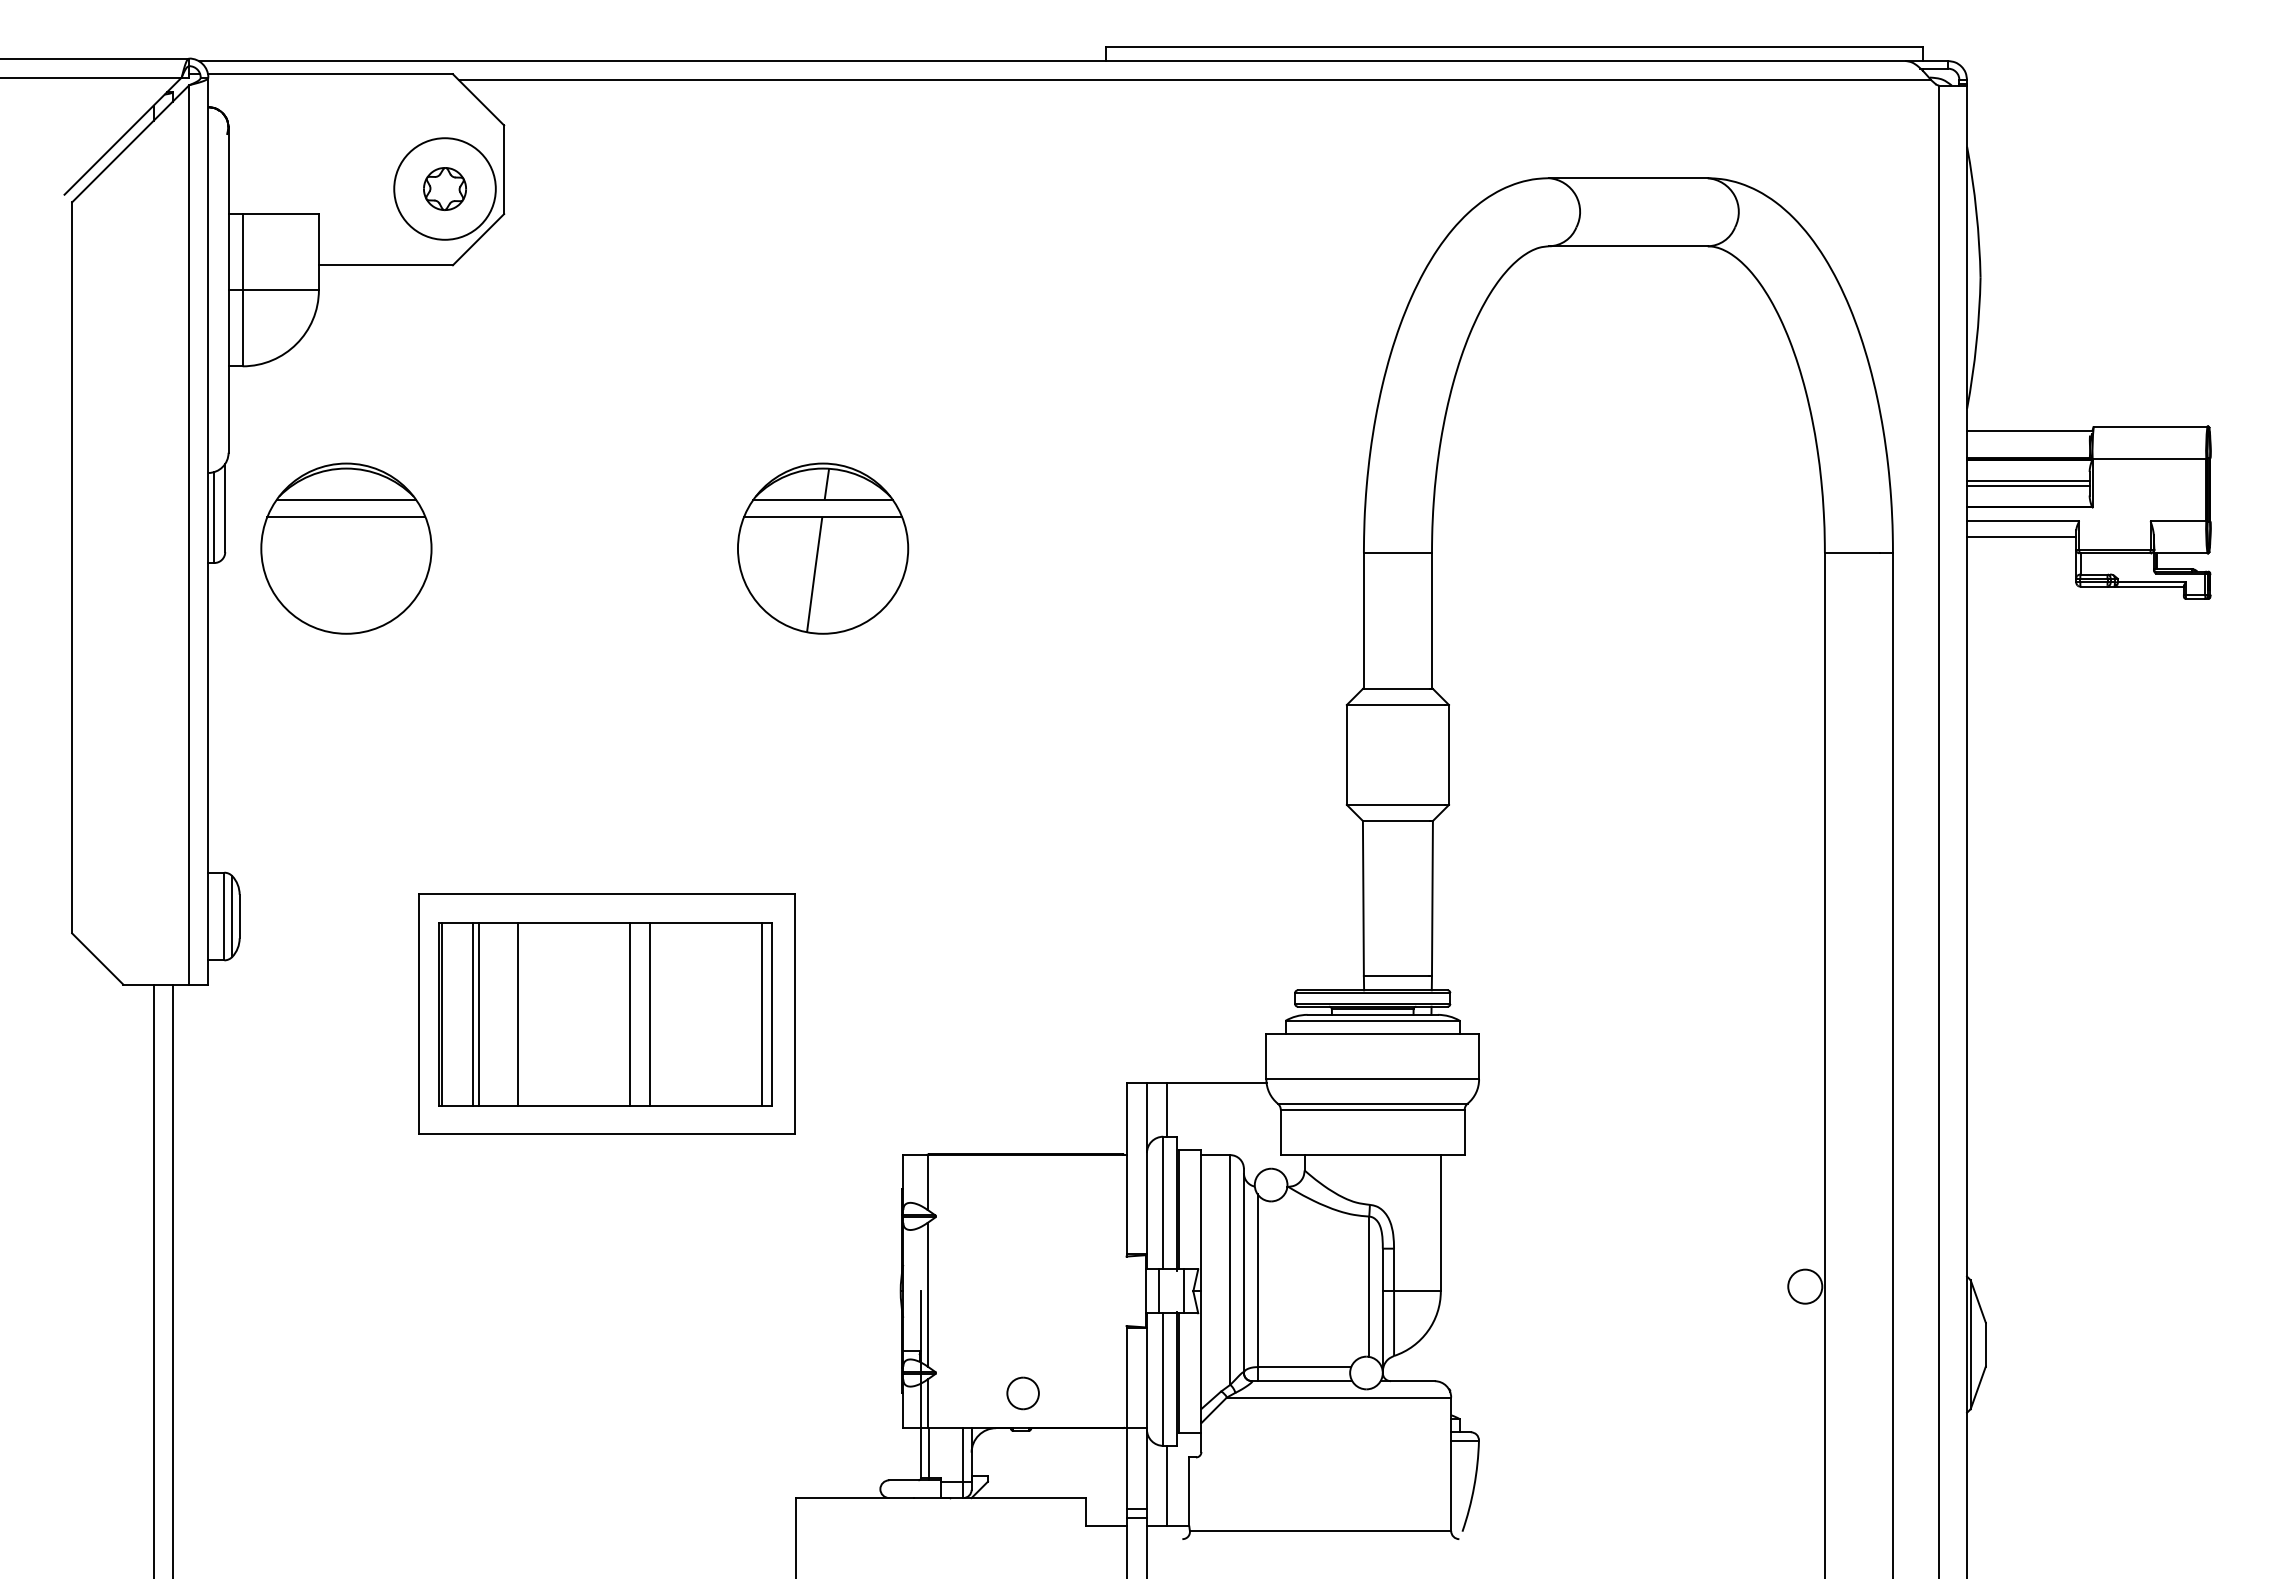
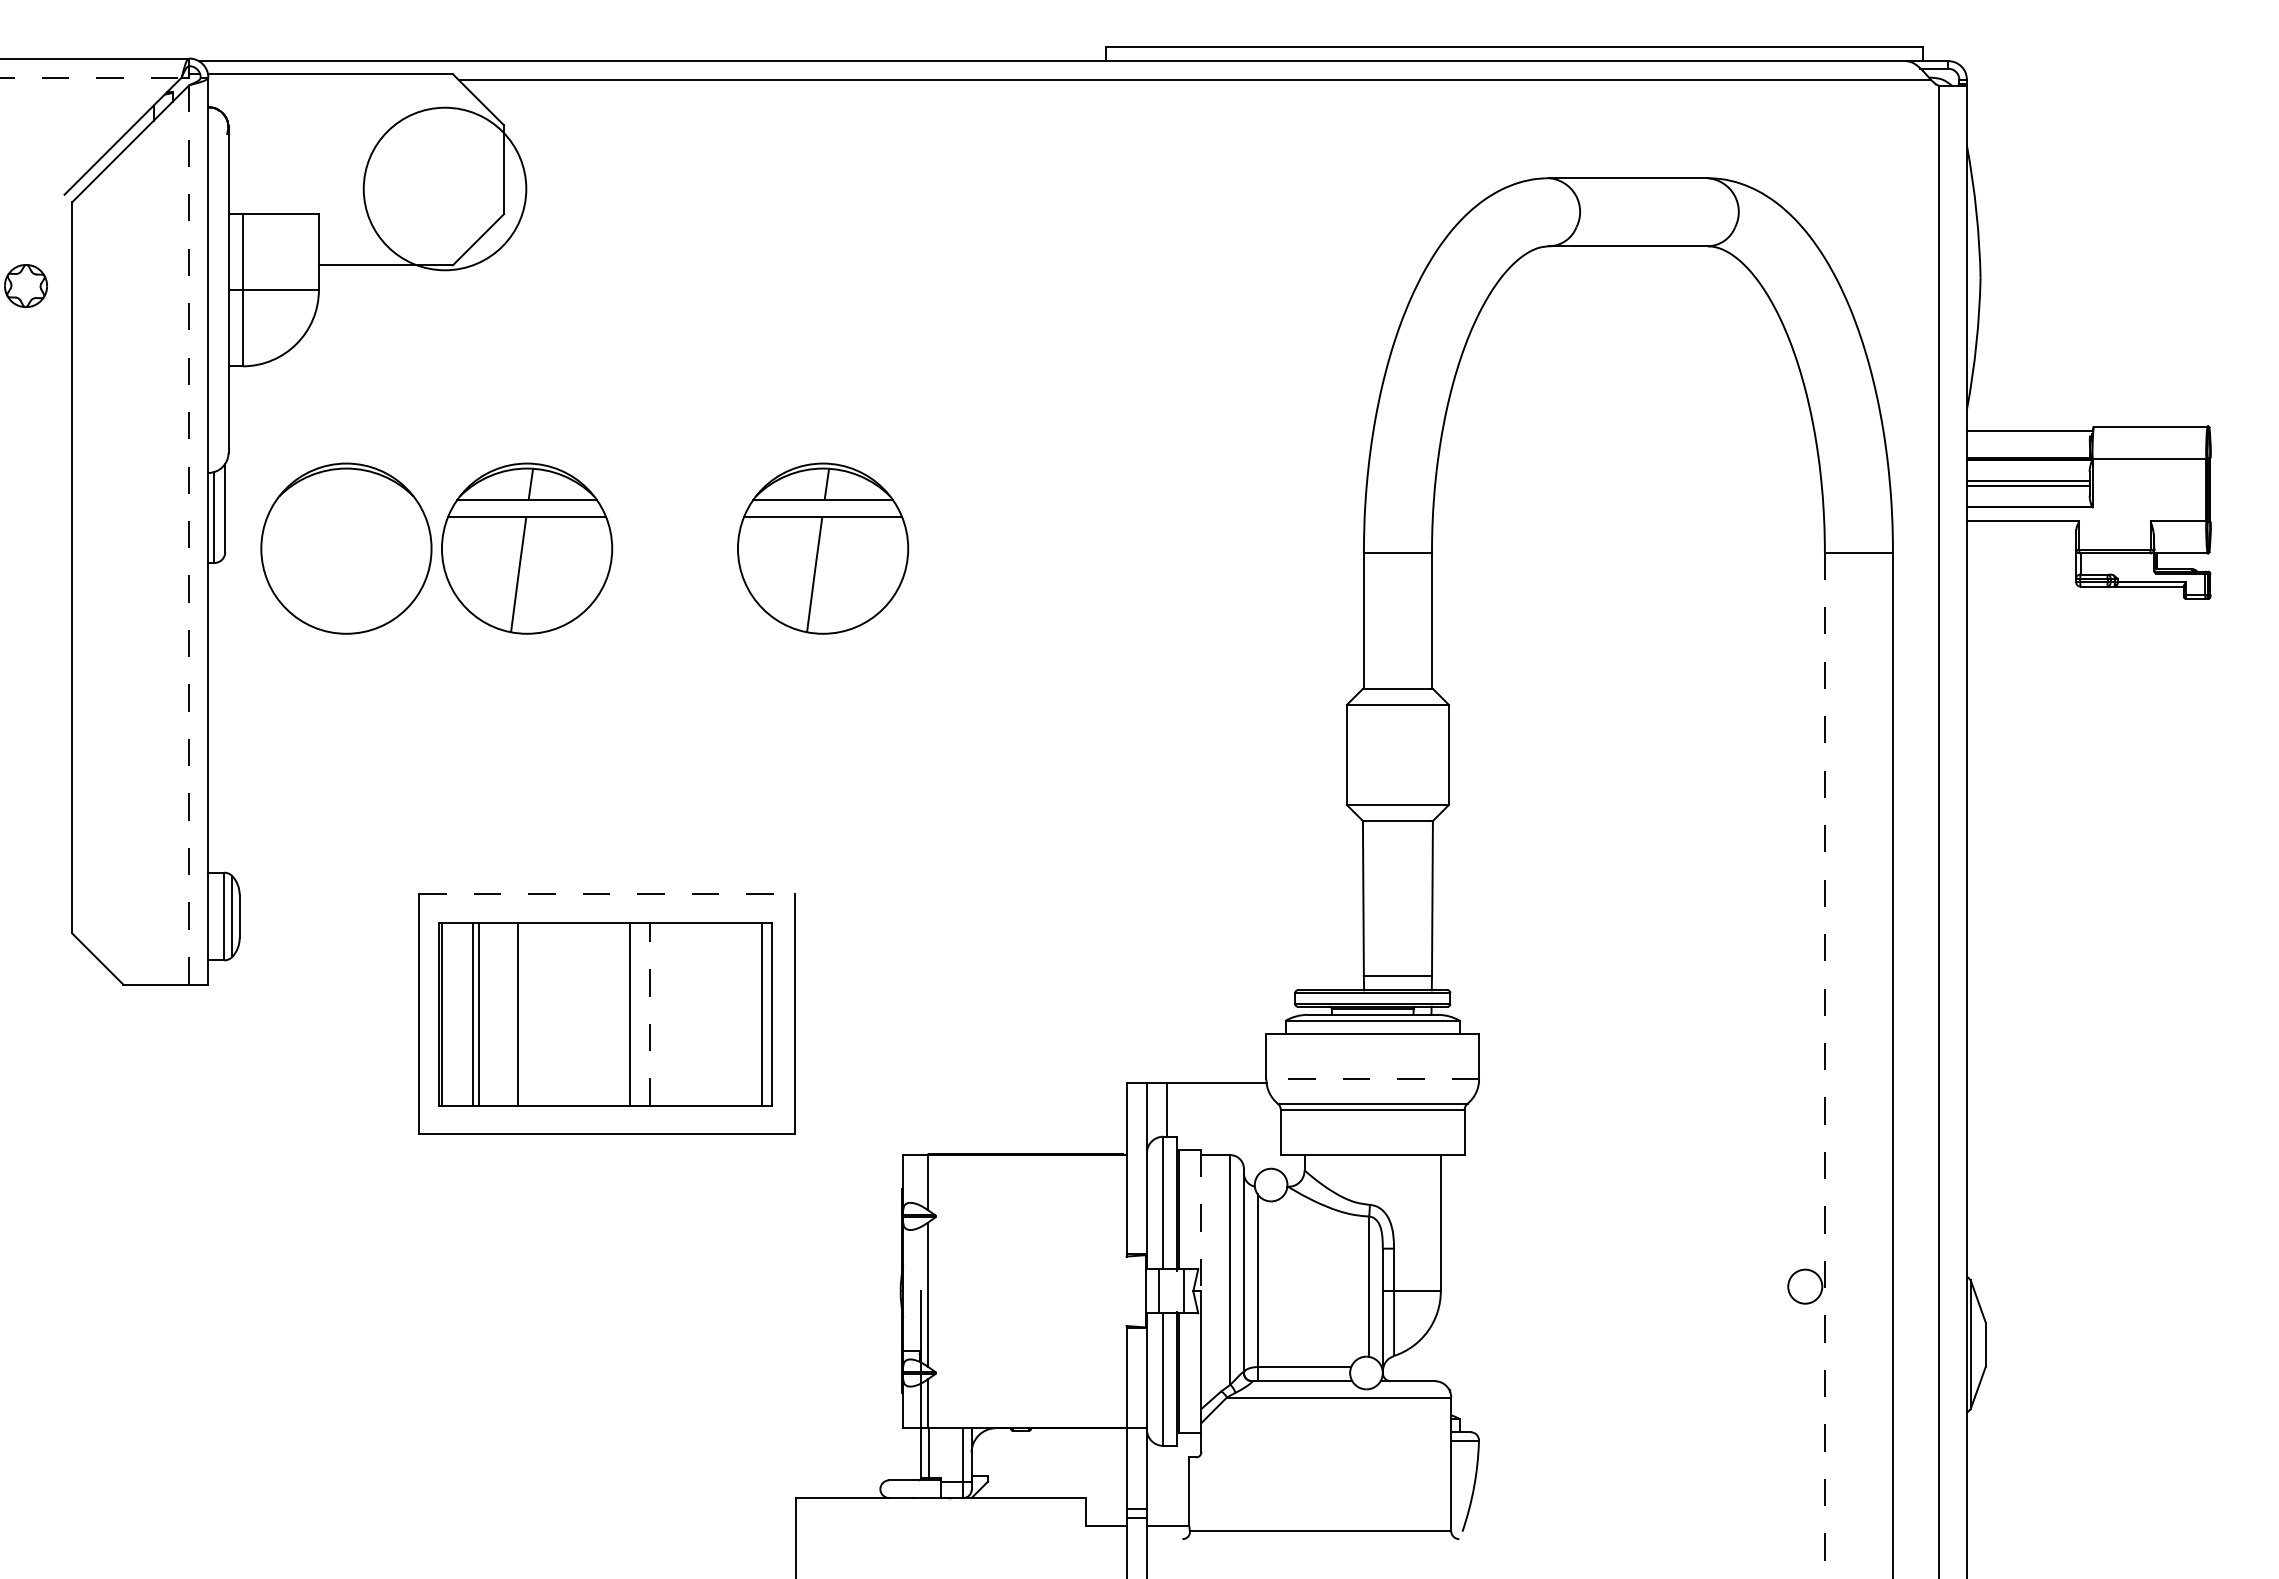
line: solid -> dashed (91, 77)
circle diameter: 102 px -> 163 px (444, 188)
part position: (444, 188) -> (25, 285) (25, 285)
line: present -> none (346, 499)
line: present -> none (346, 516)
line: solid -> dashed (189, 534)
line: present -> none (2021, 536)
part: none -> present (527, 548)
line: solid -> dashed (607, 894)
line: solid -> dashed (649, 1013)
line: solid -> dashed (1824, 1066)
line: solid -> dashed (1372, 1079)
line: solid -> dashed (1201, 1220)
line: present -> none (153, 1279)
line: present -> none (172, 1279)
part: present -> none (1022, 1393)
line: present -> none (1167, 1485)
